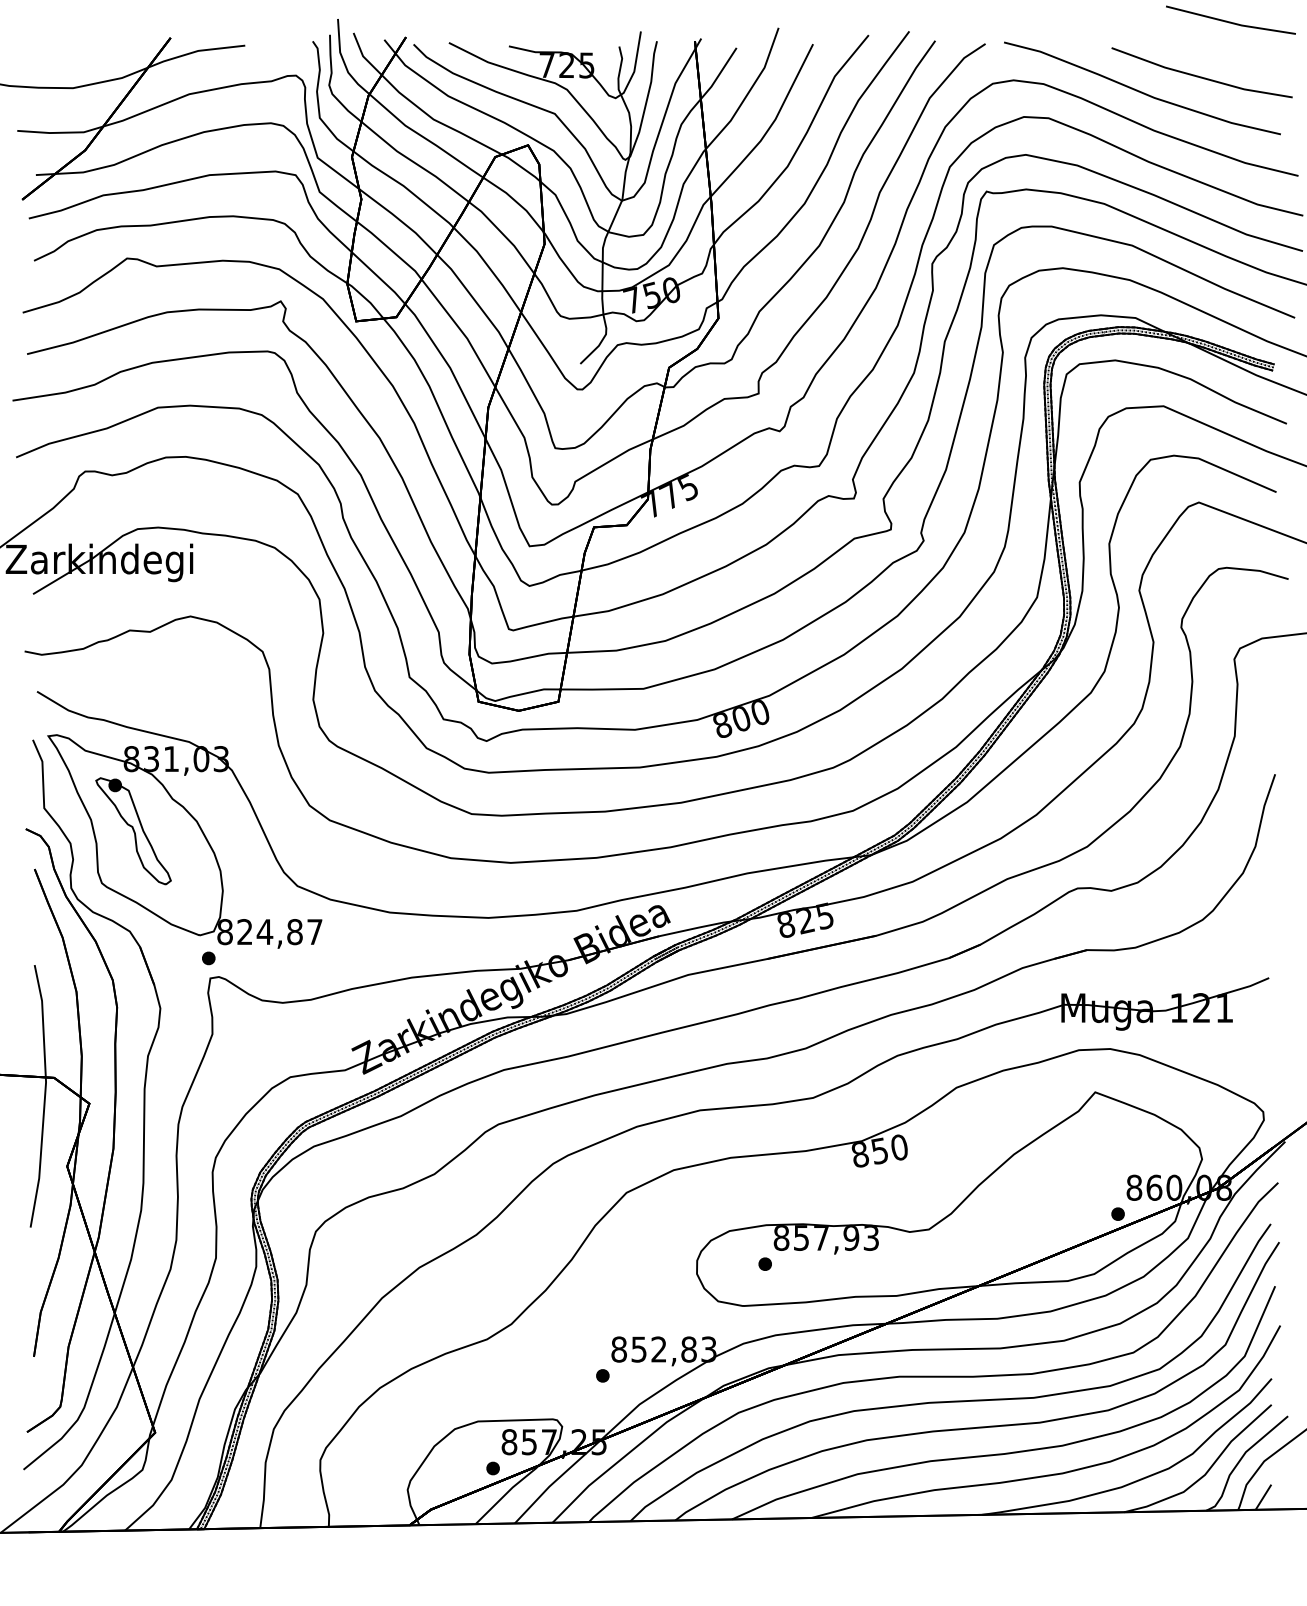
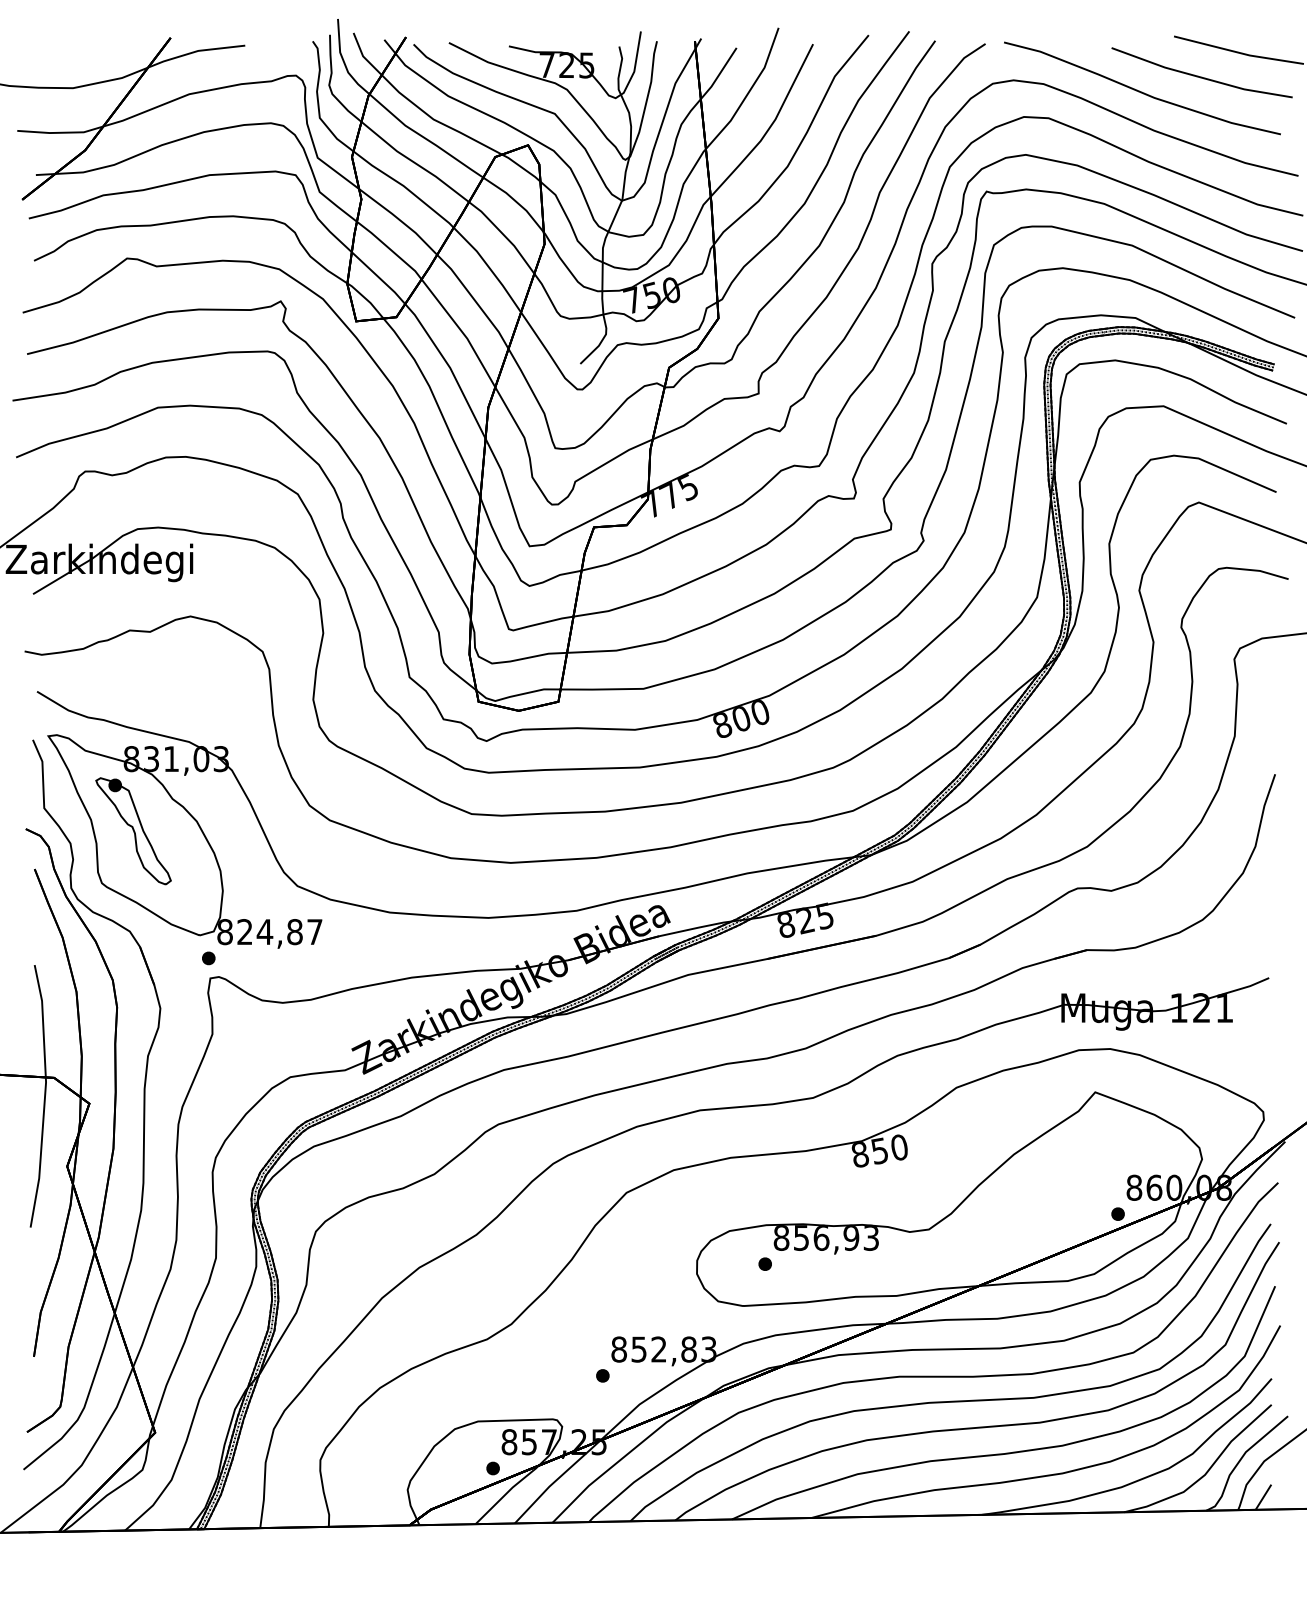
line position: (1230, 21) -> (1238, 51) (1238, 51)
text: 857,93 -> 856,93 (821, 1237)
